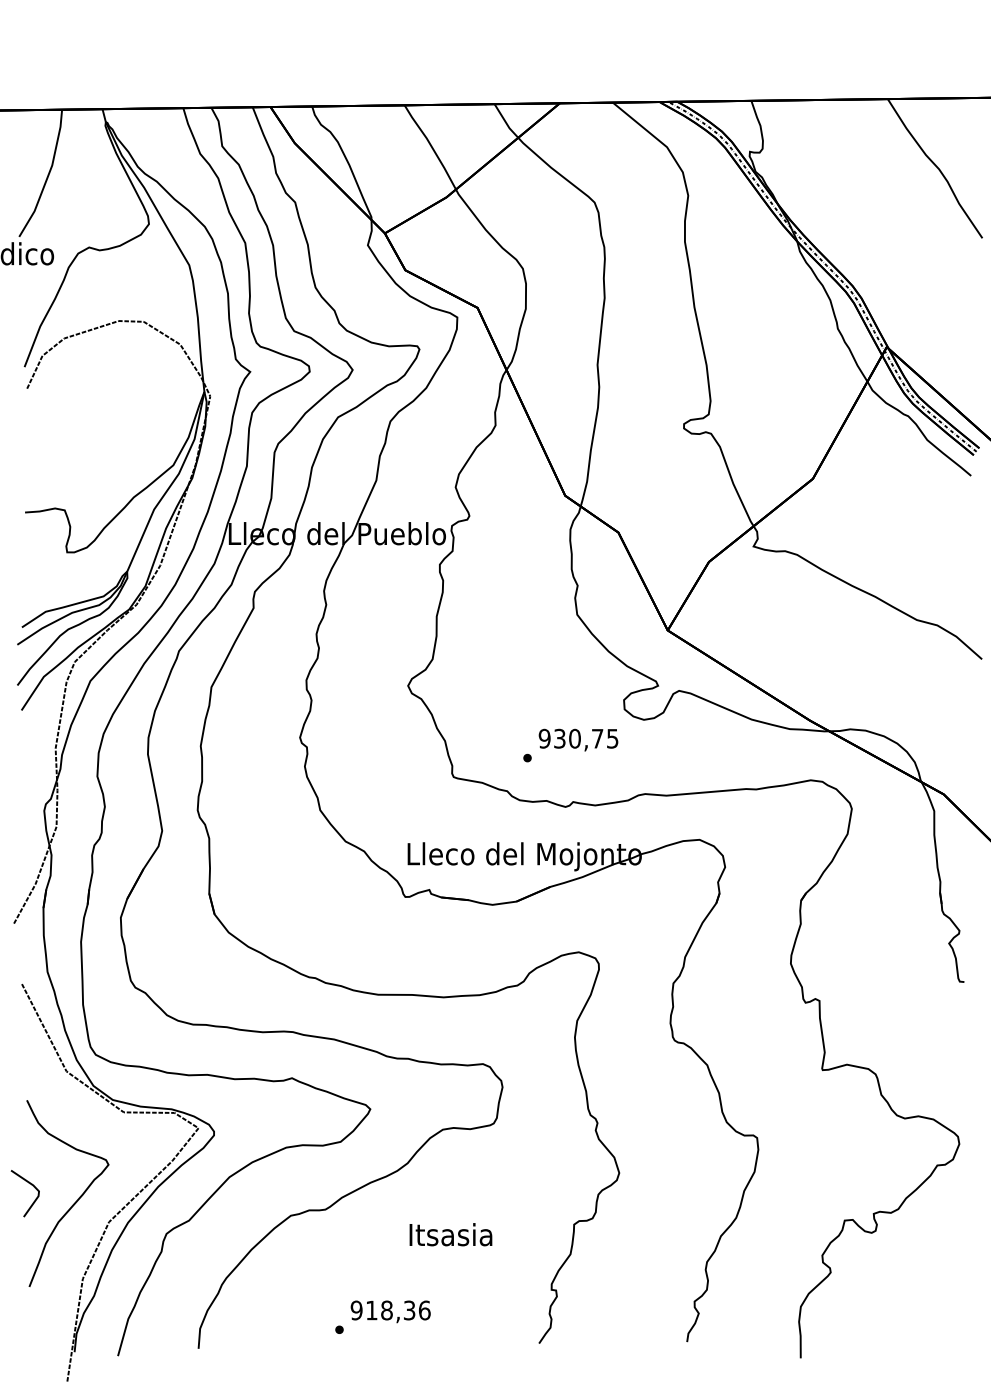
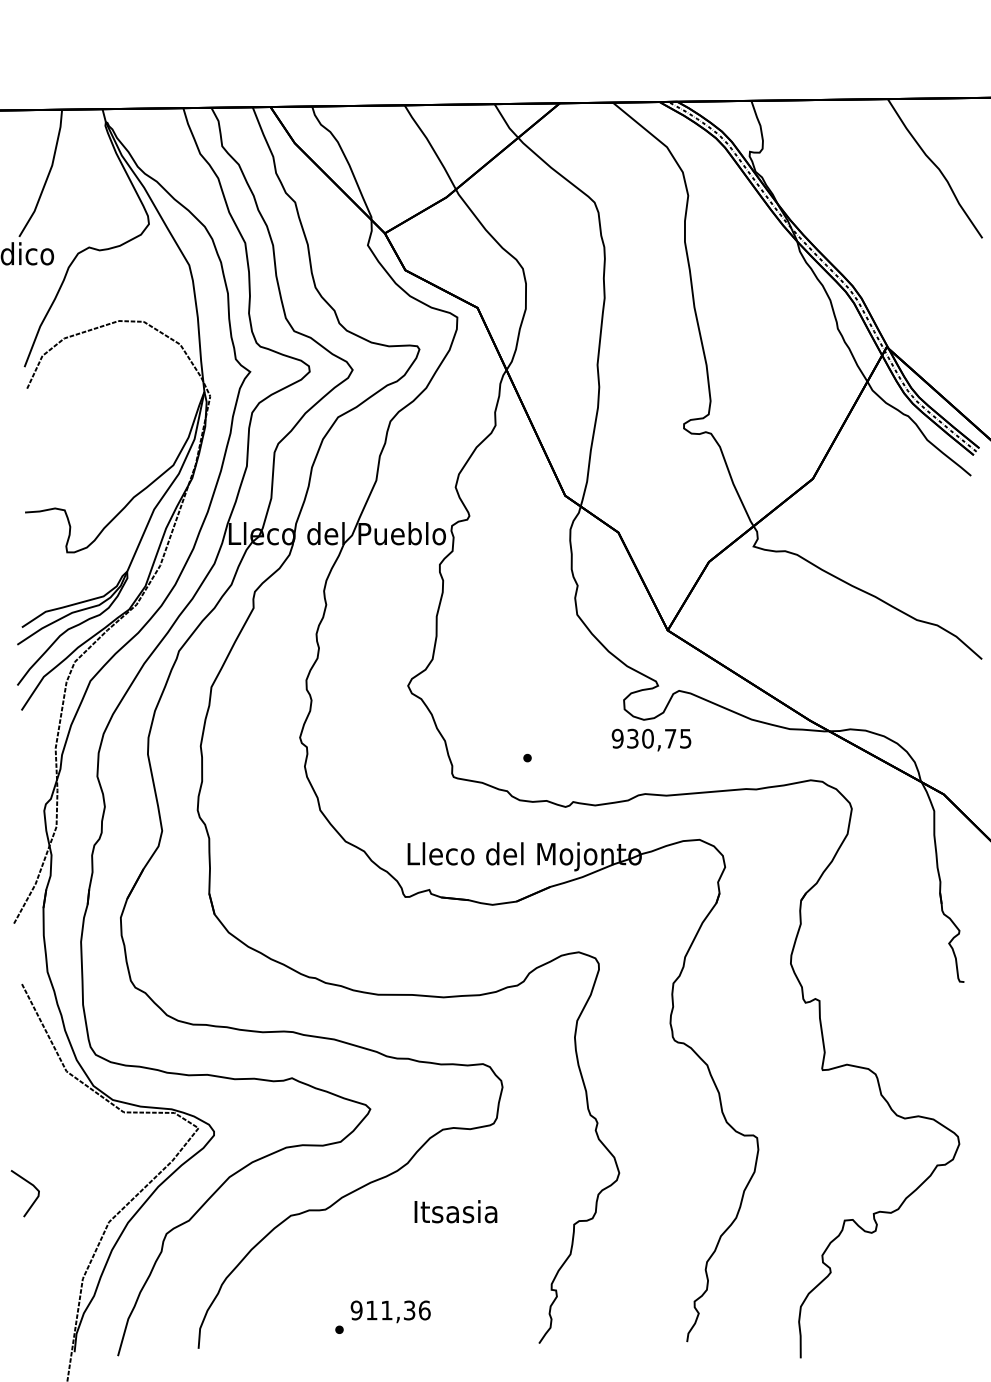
text position: (578, 739) -> (651, 739) (651, 739)
curve: present -> none (75, 1201)
text position: (450, 1234) -> (455, 1211) (455, 1211)
text: 918,36 -> 911,36 (386, 1310)
